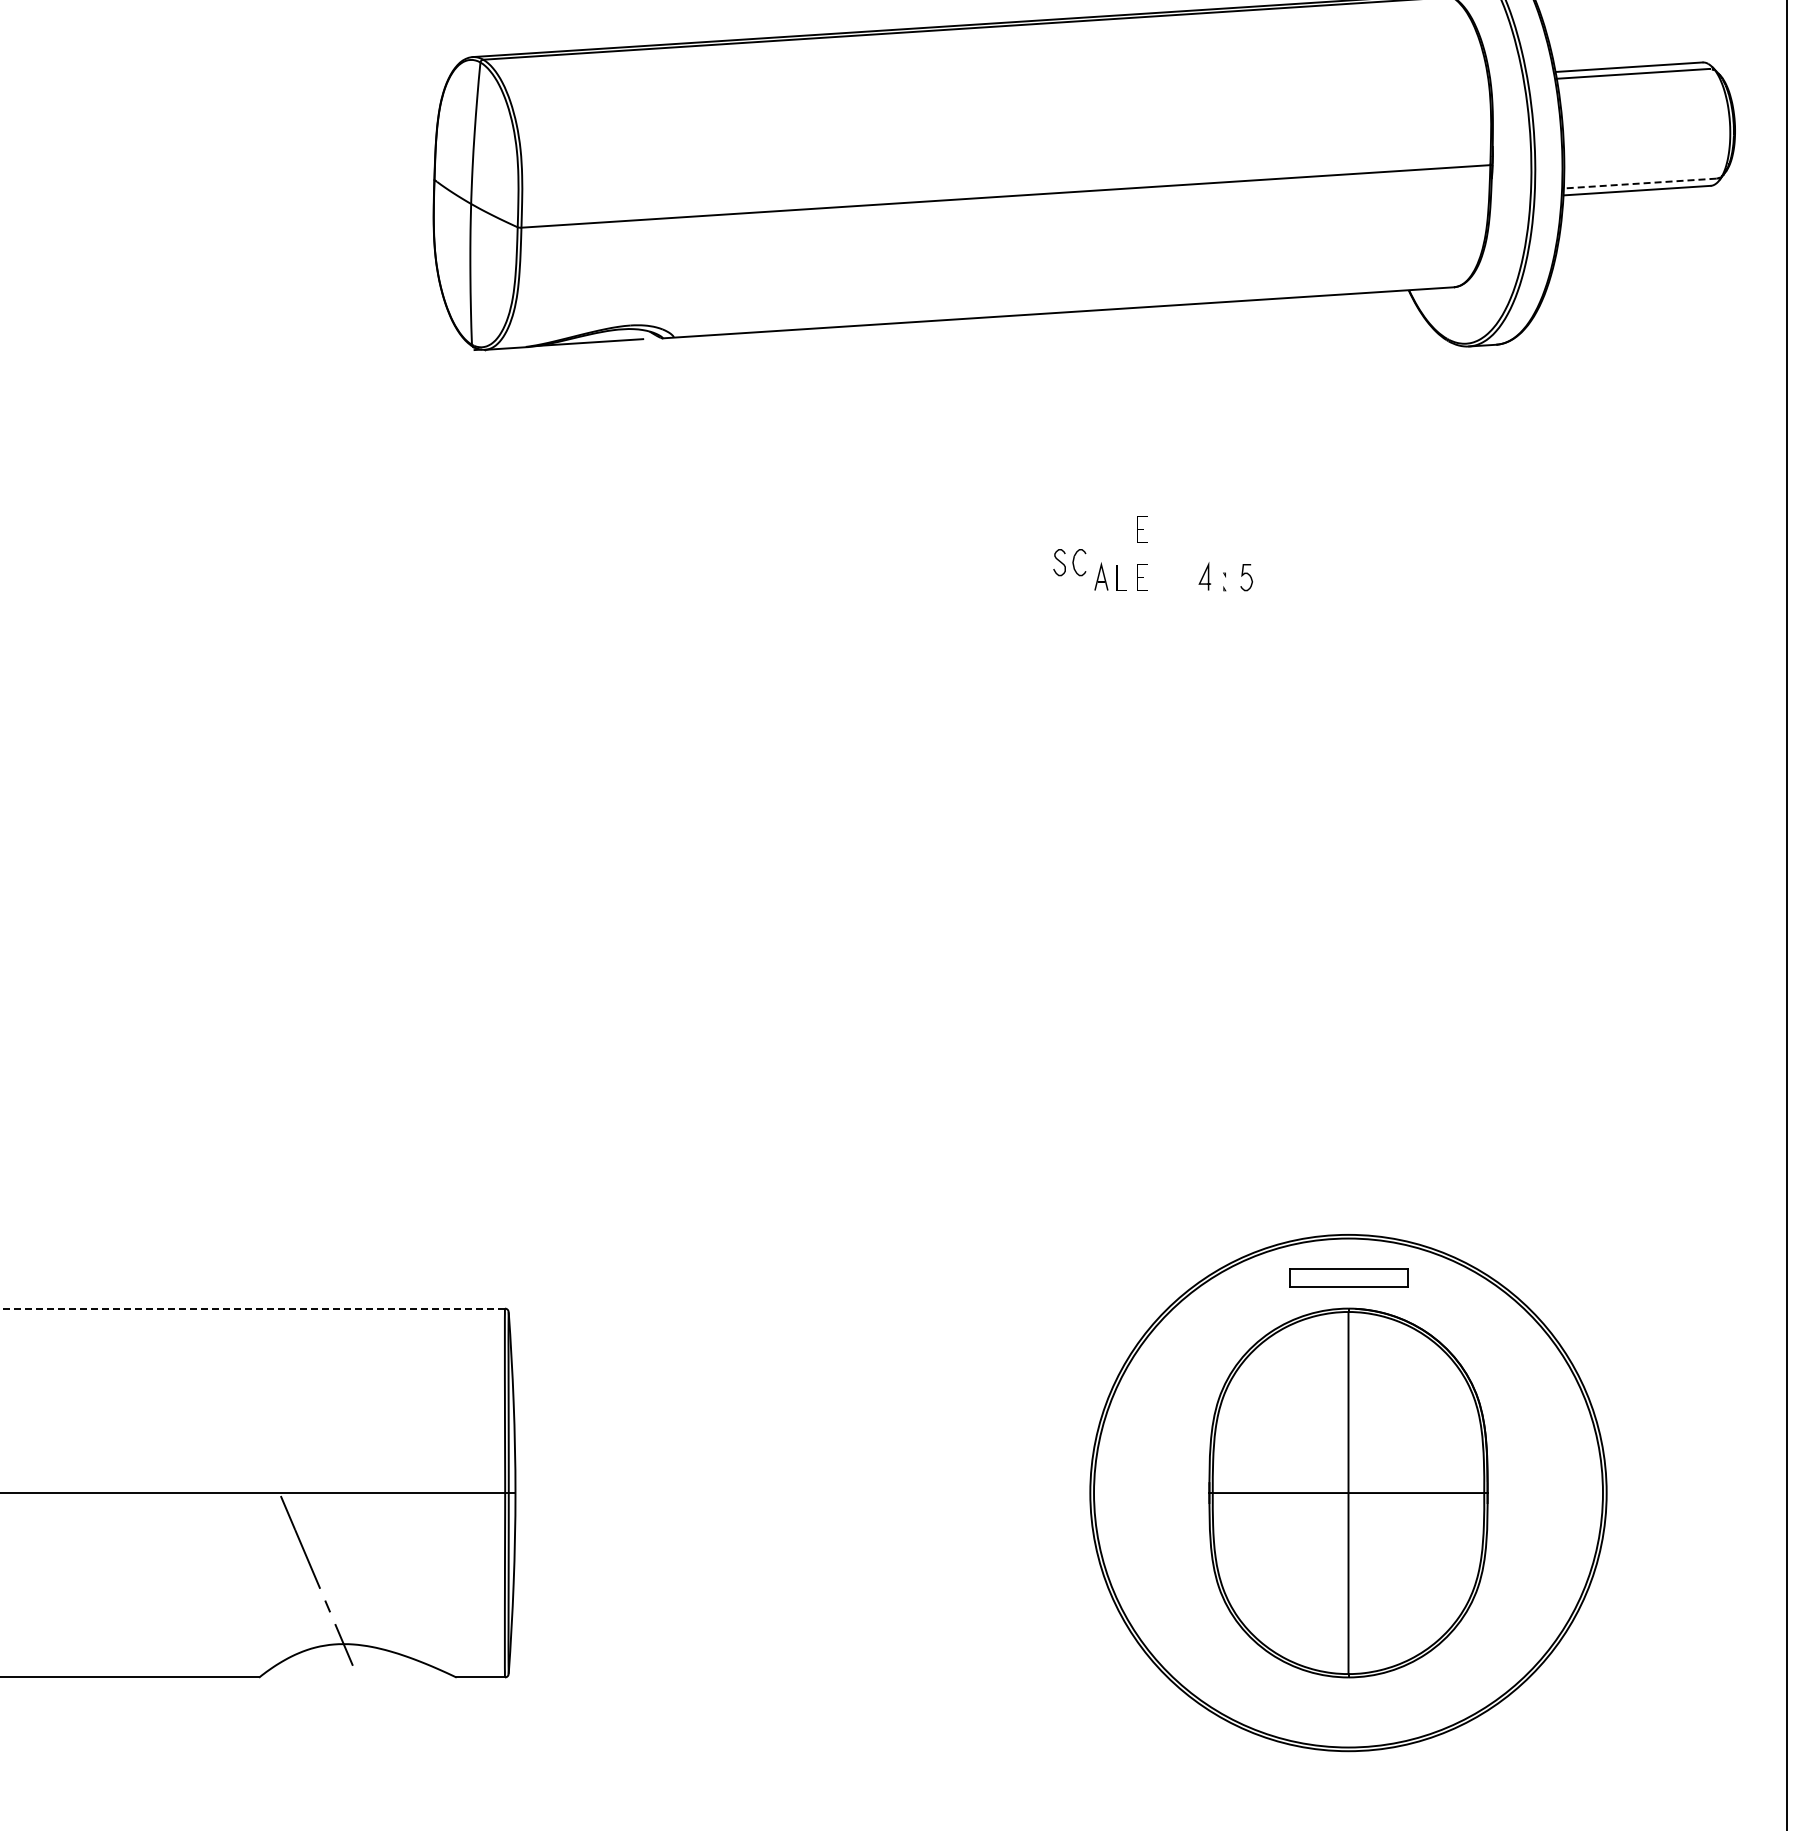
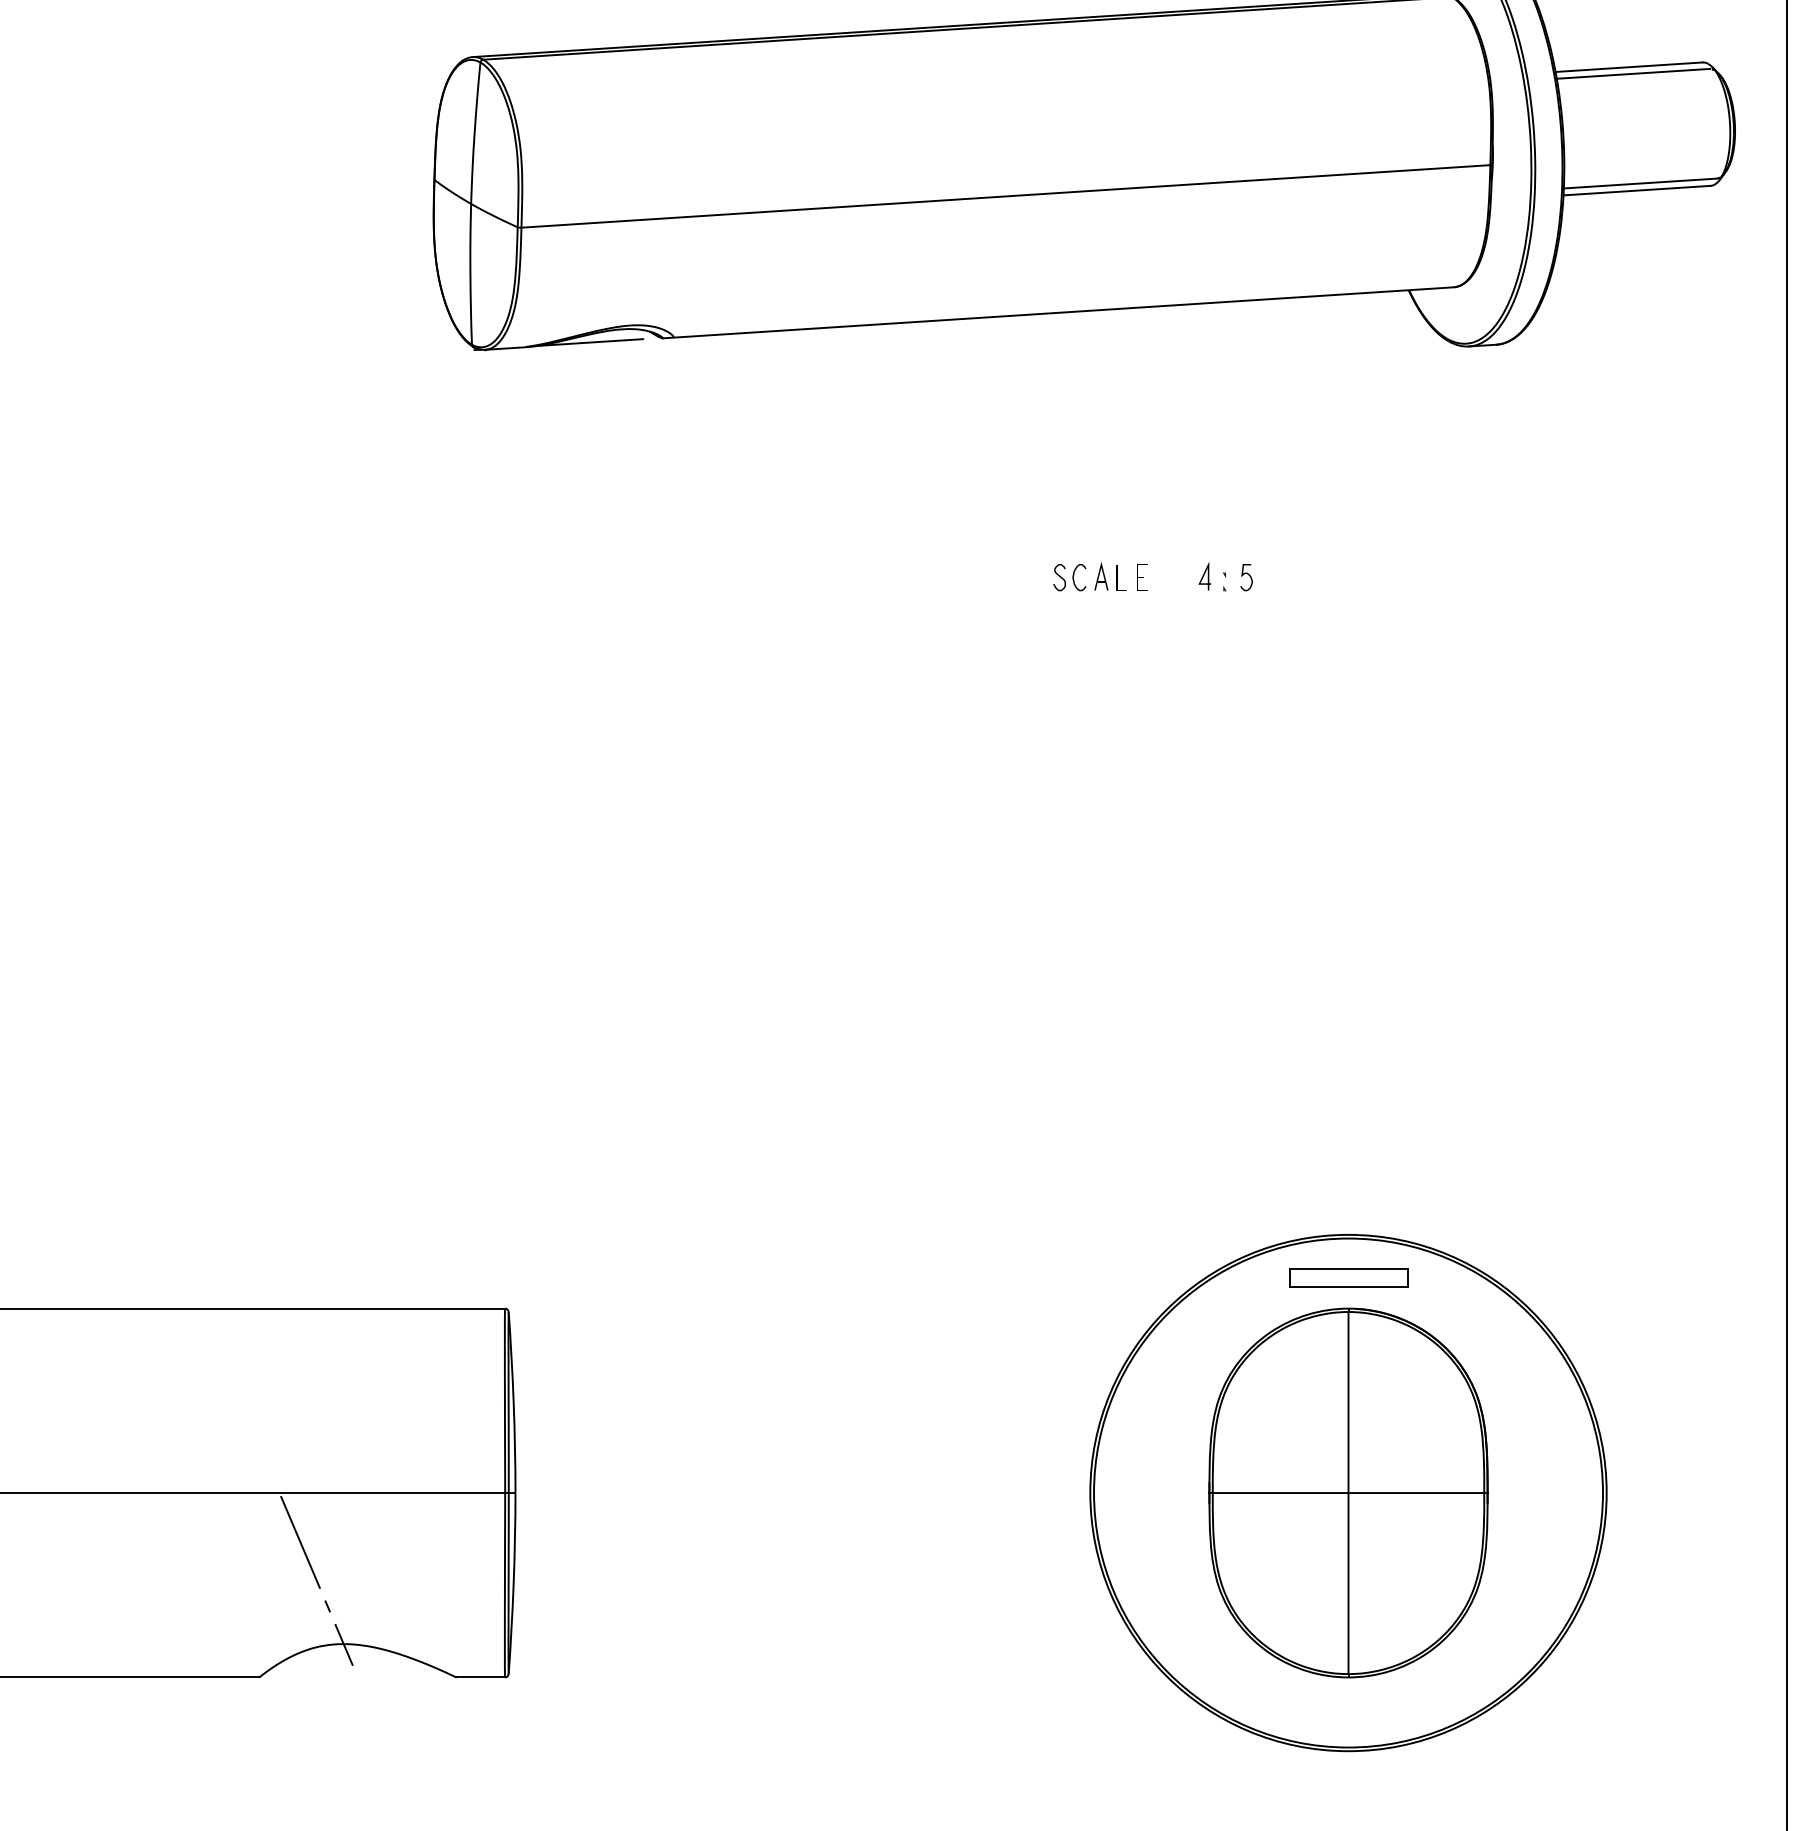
line: dashed -> solid (1639, 183)
part: present -> none (1142, 529)
part position: (1069, 562) -> (1069, 577) (1069, 577)
line: dashed -> solid (252, 1308)
